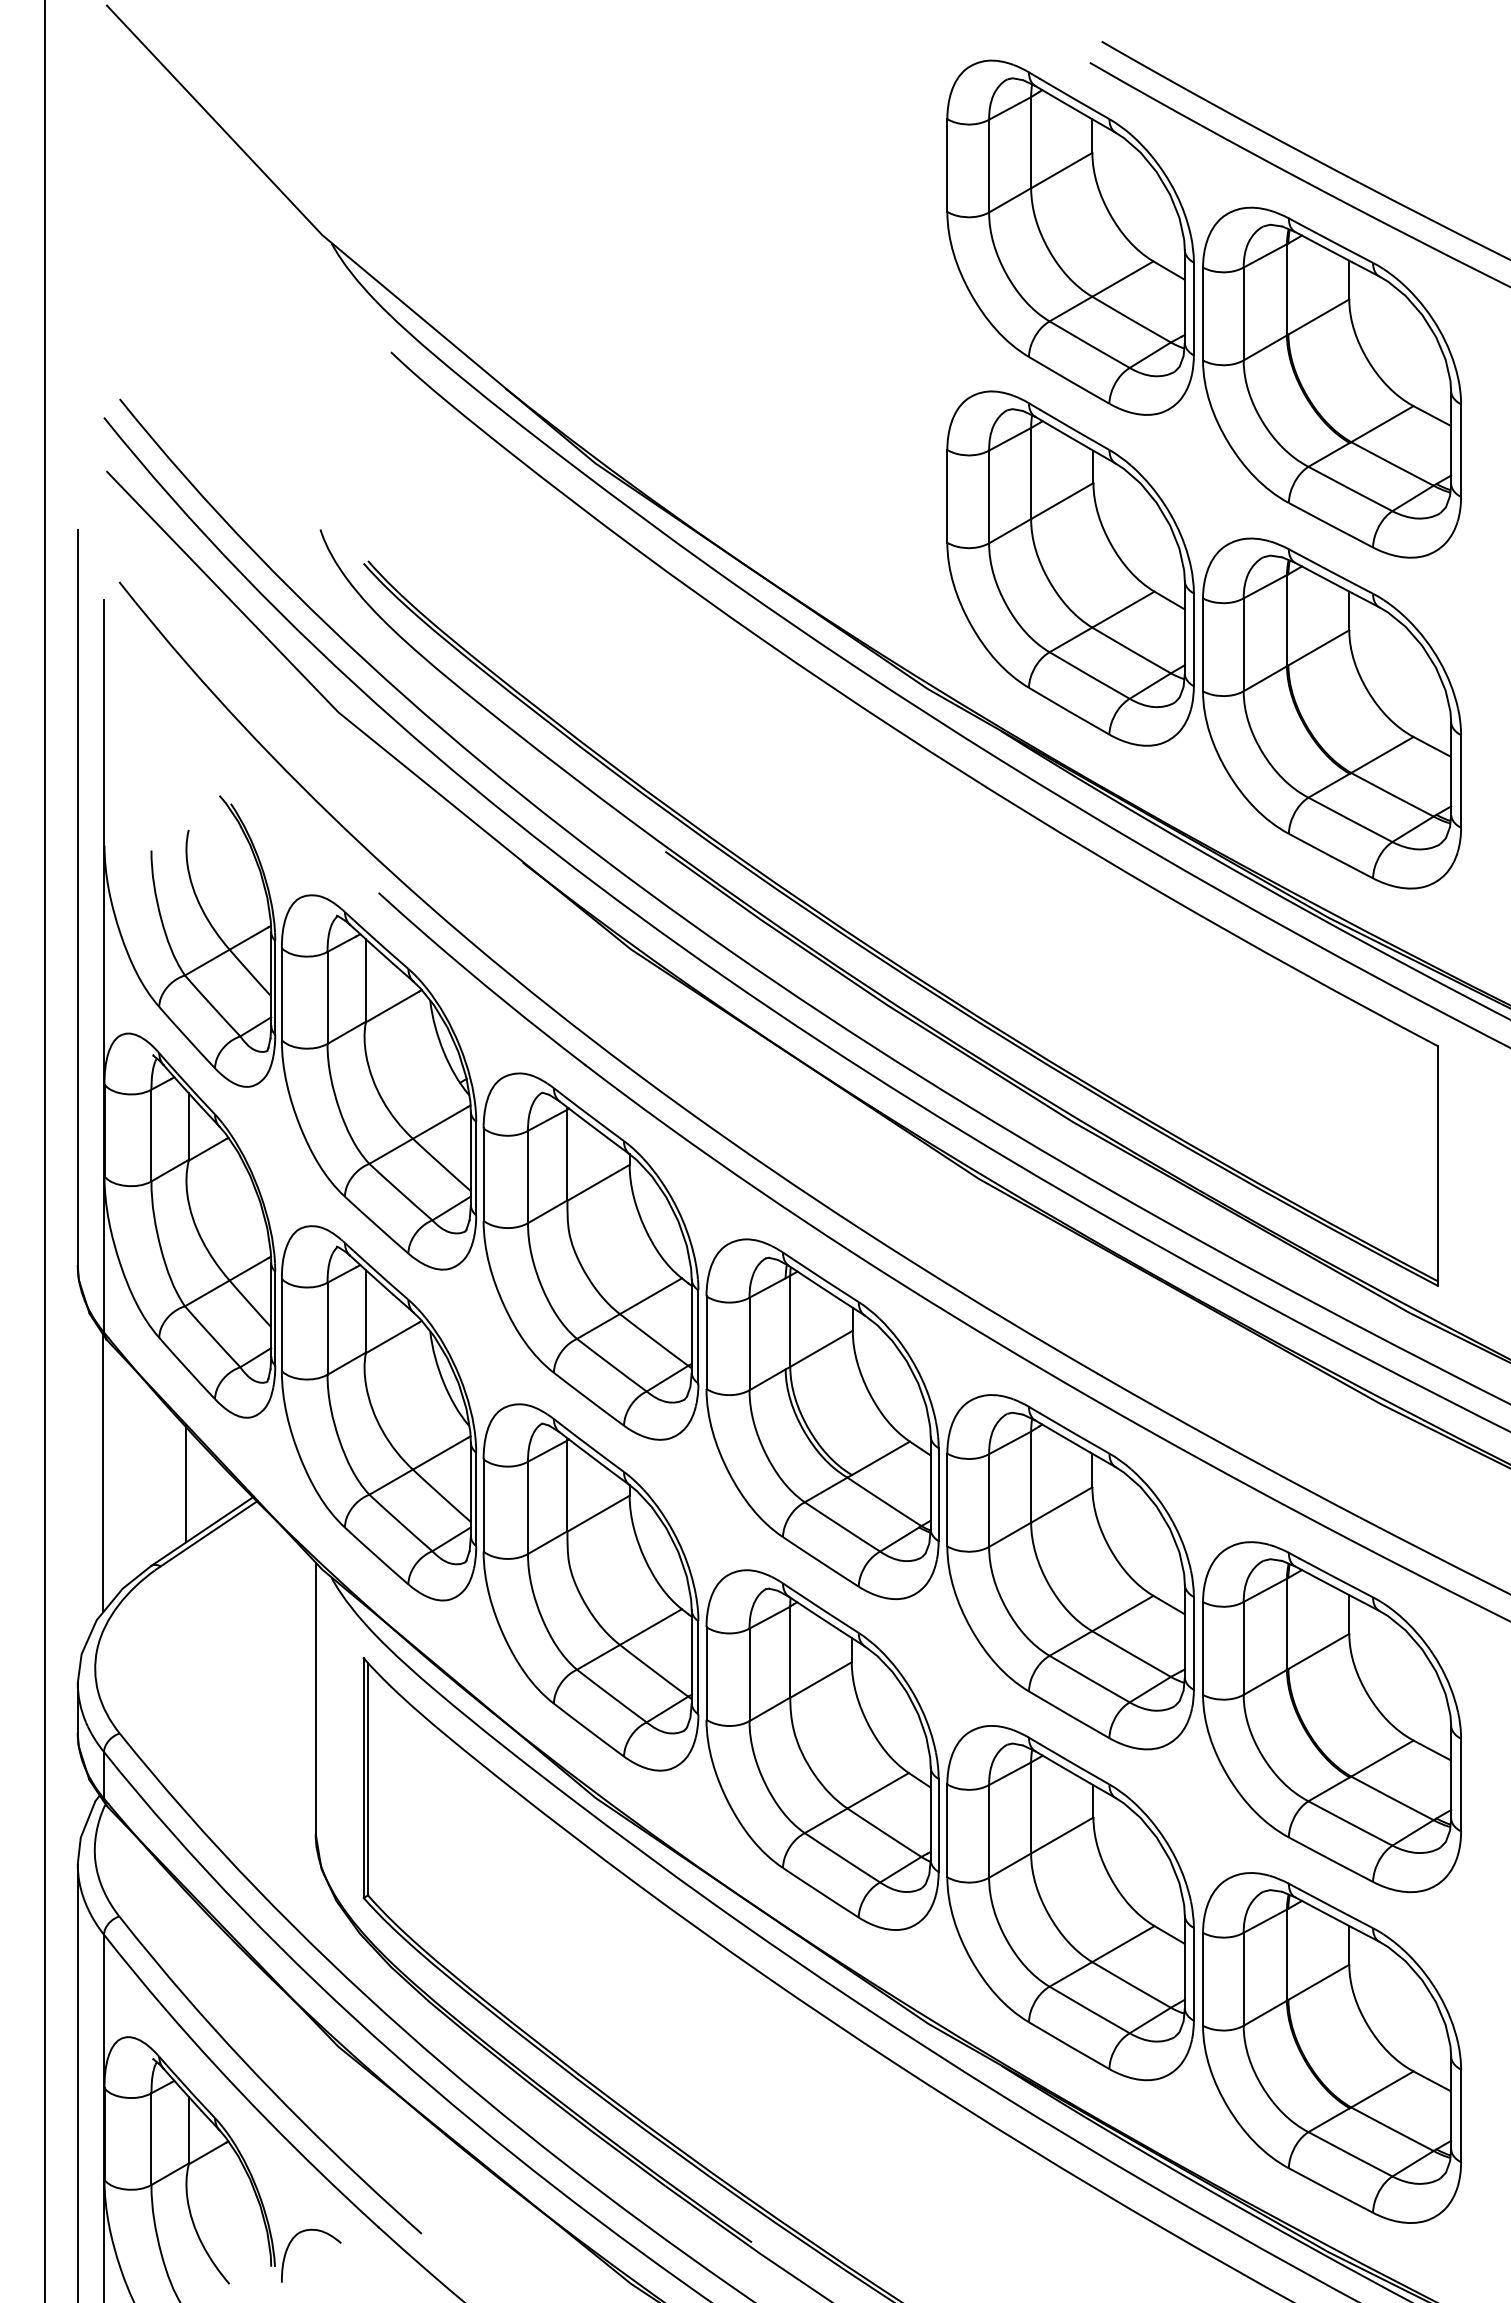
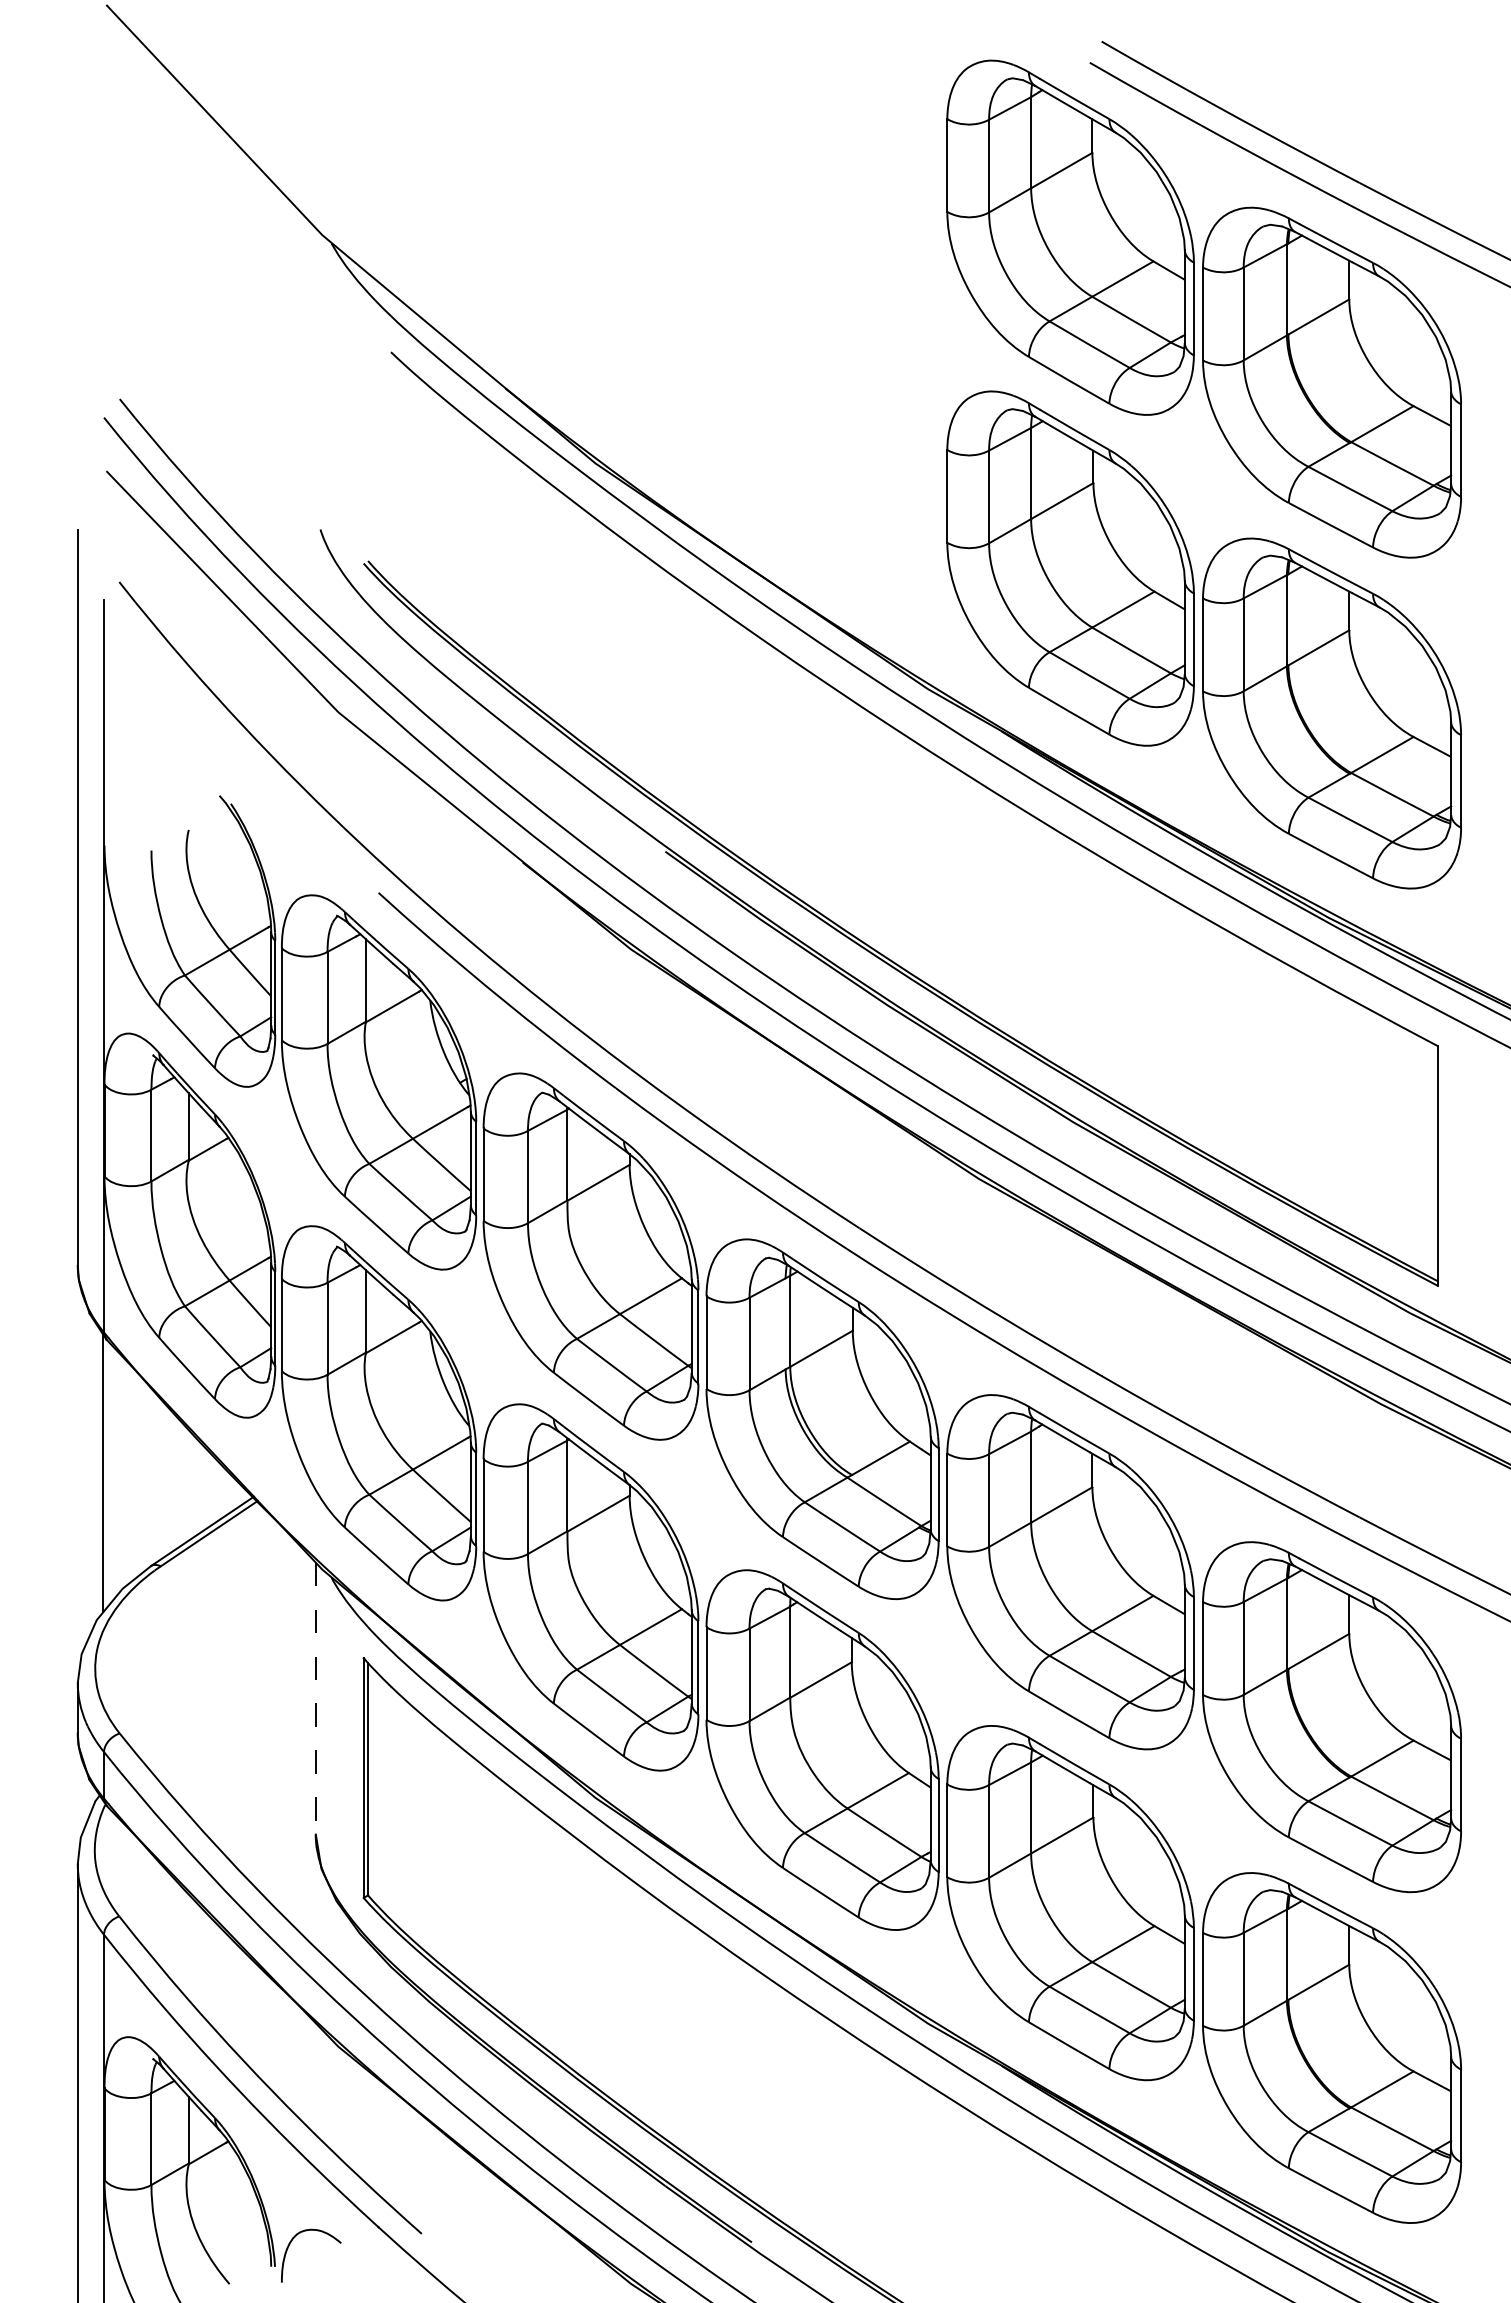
line: present -> none (45, 1150)
line: present -> none (186, 1483)
line: solid -> dashed (315, 1698)
